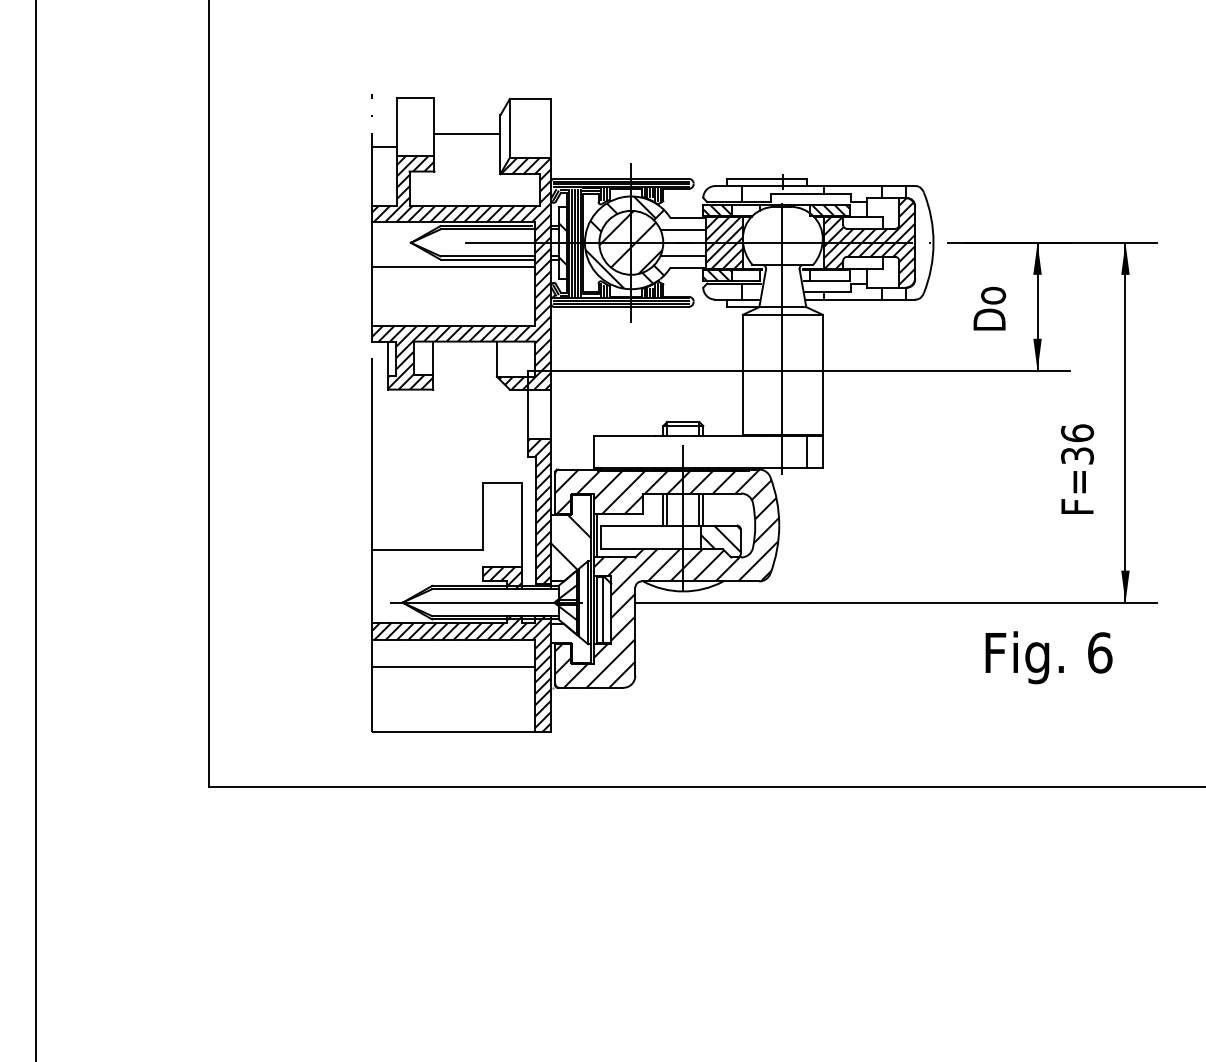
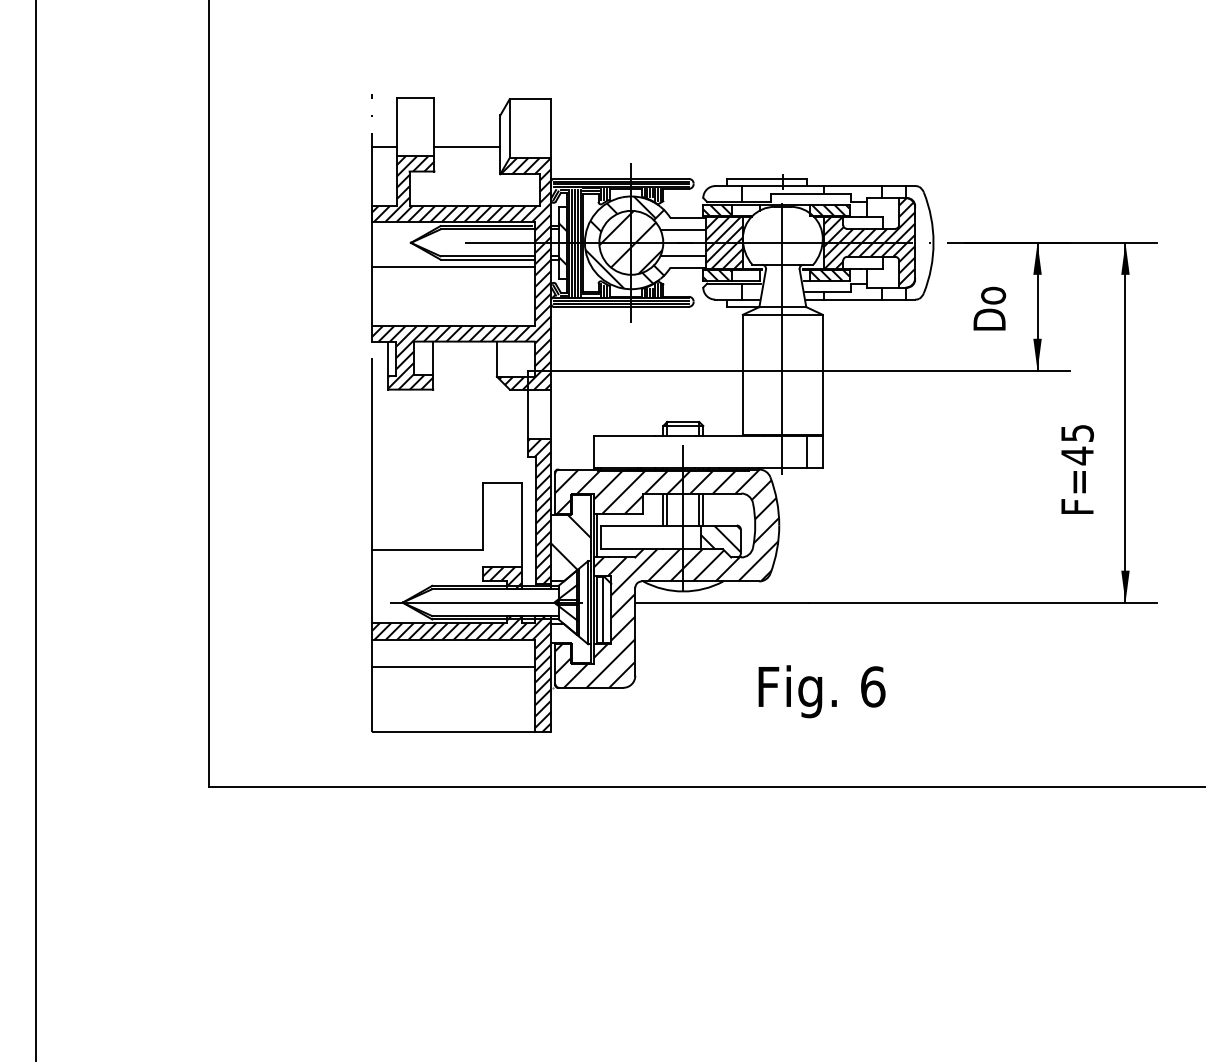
line position: (467, 134) -> (467, 147) (467, 147)
hatch: none -> present (829, 274)
text: F=36 -> F=45 (1077, 444)
text position: (1048, 657) -> (821, 691) (821, 691)
